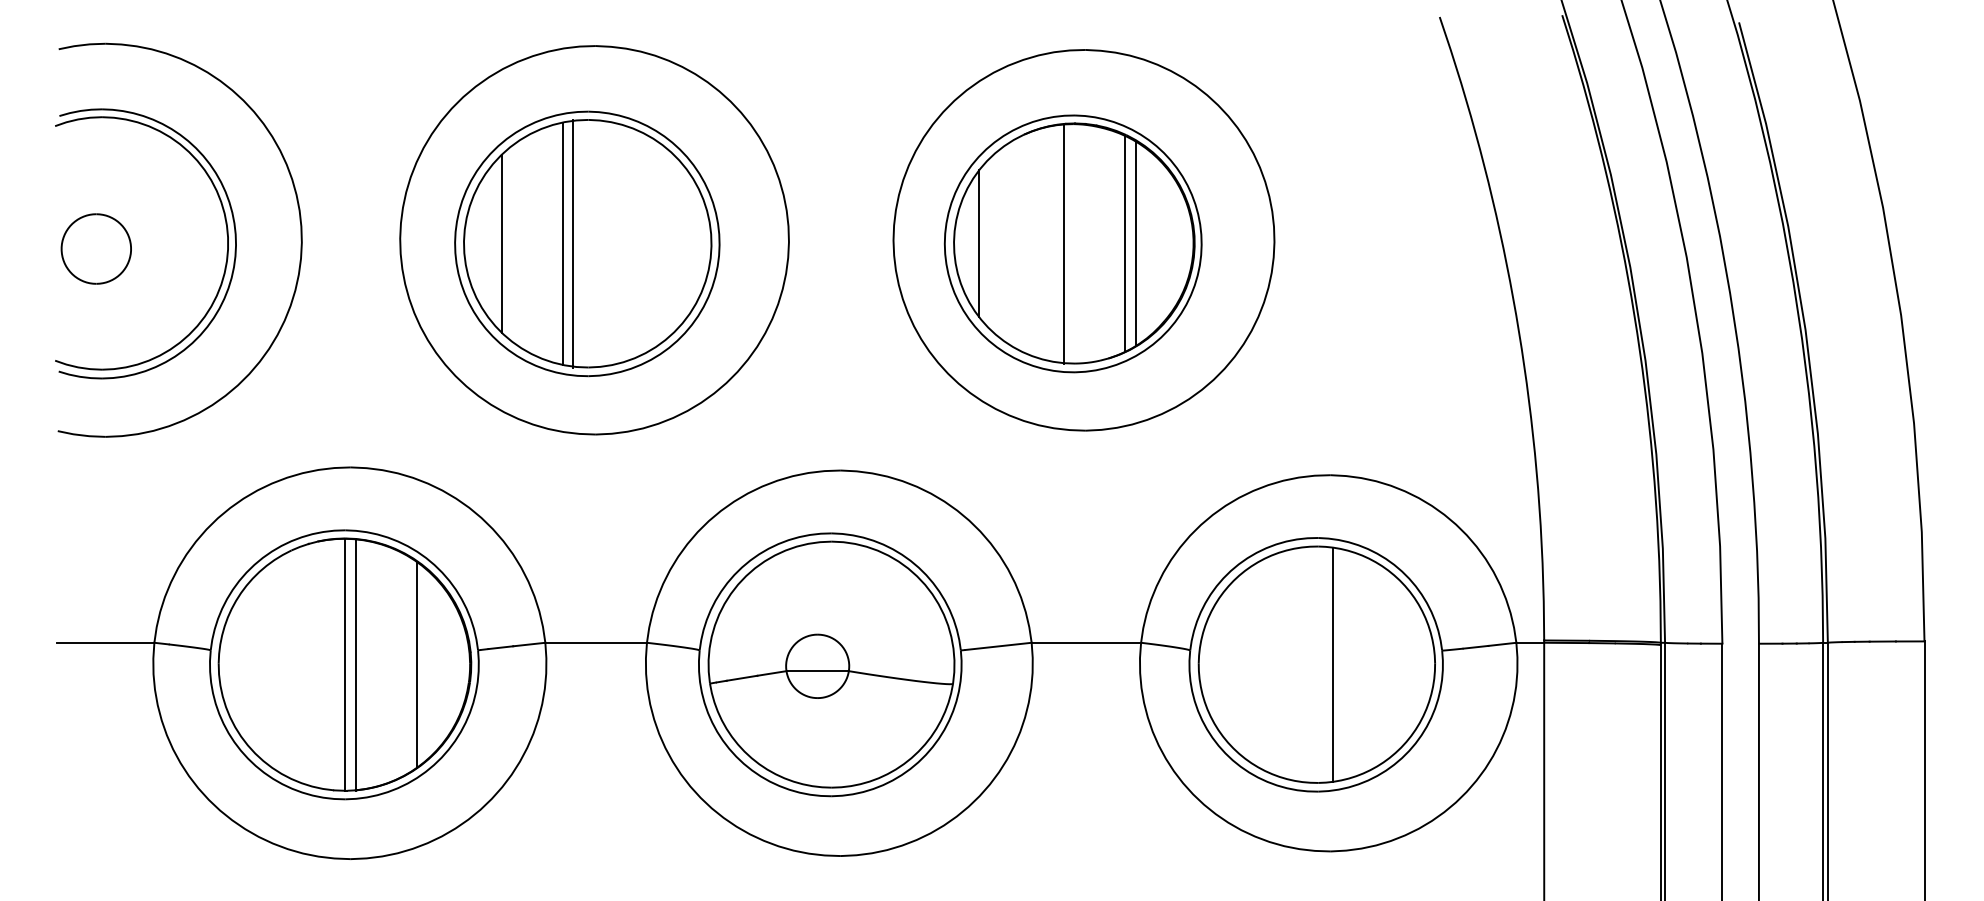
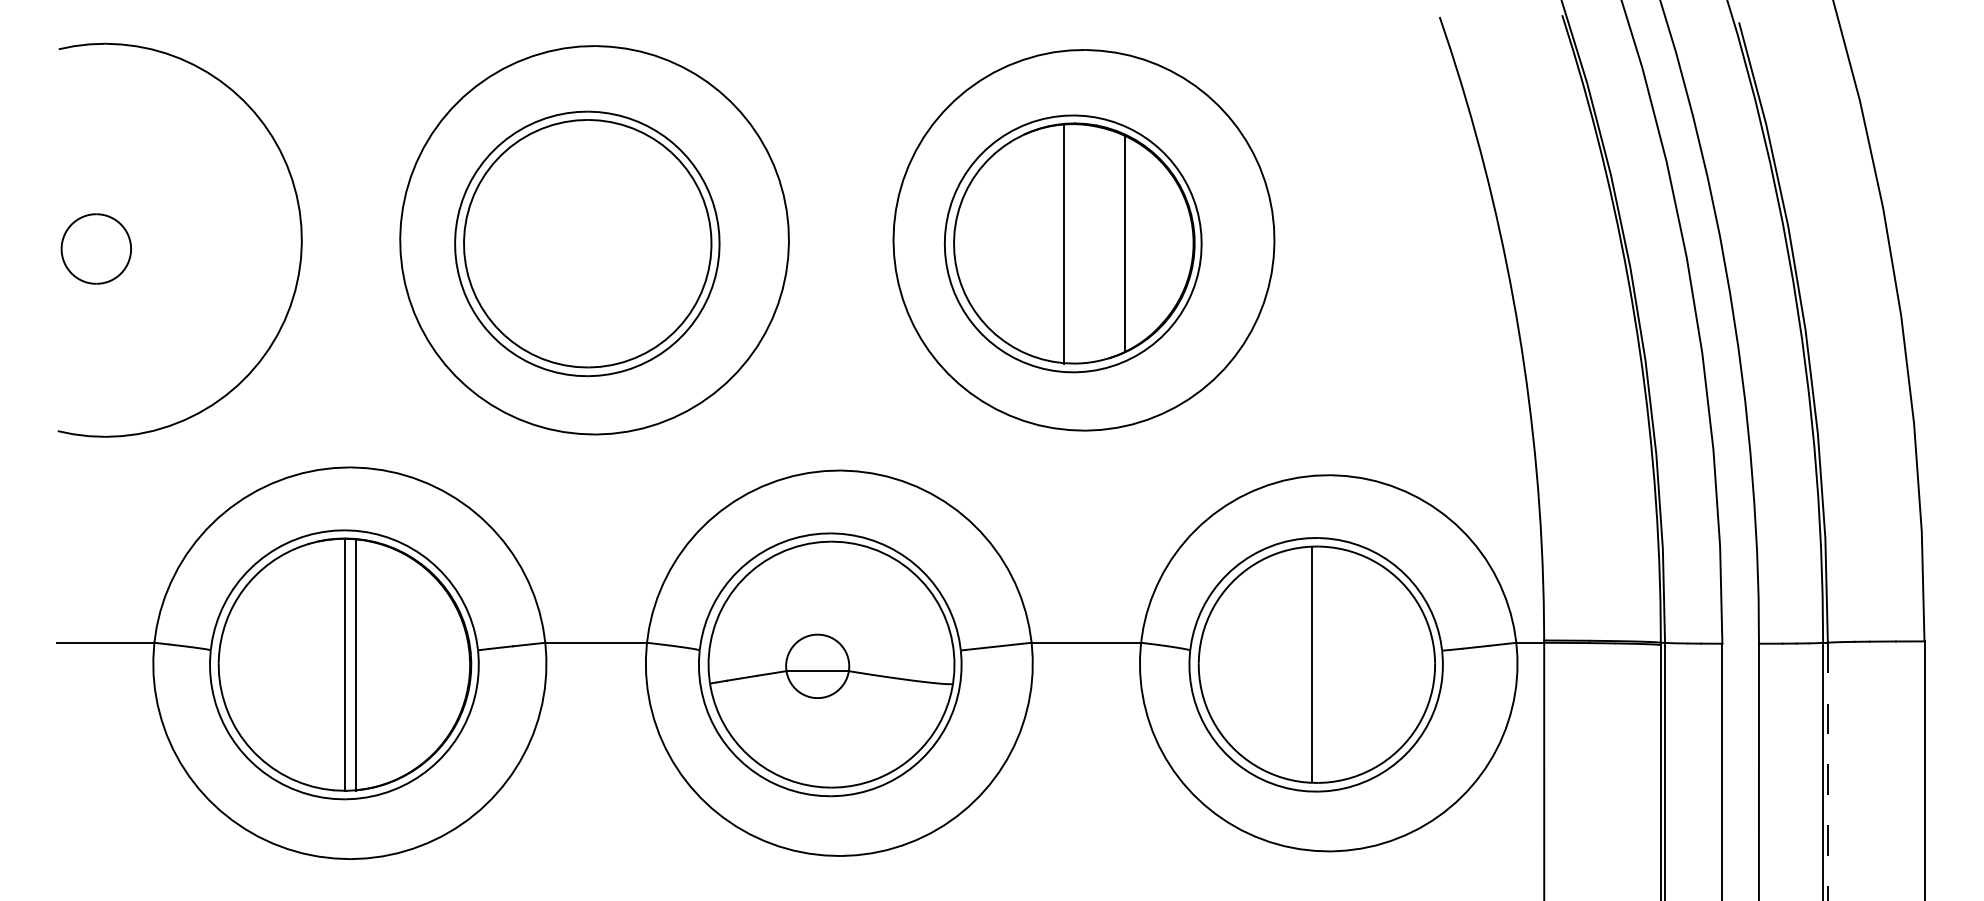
part: present -> none (226, 234)
line: present -> none (501, 243)
line: present -> none (562, 243)
line: present -> none (573, 243)
line: present -> none (979, 243)
line: present -> none (1135, 243)
line: present -> none (416, 664)
line position: (1333, 664) -> (1312, 664) (1312, 664)
line: solid -> dashed (1827, 771)
